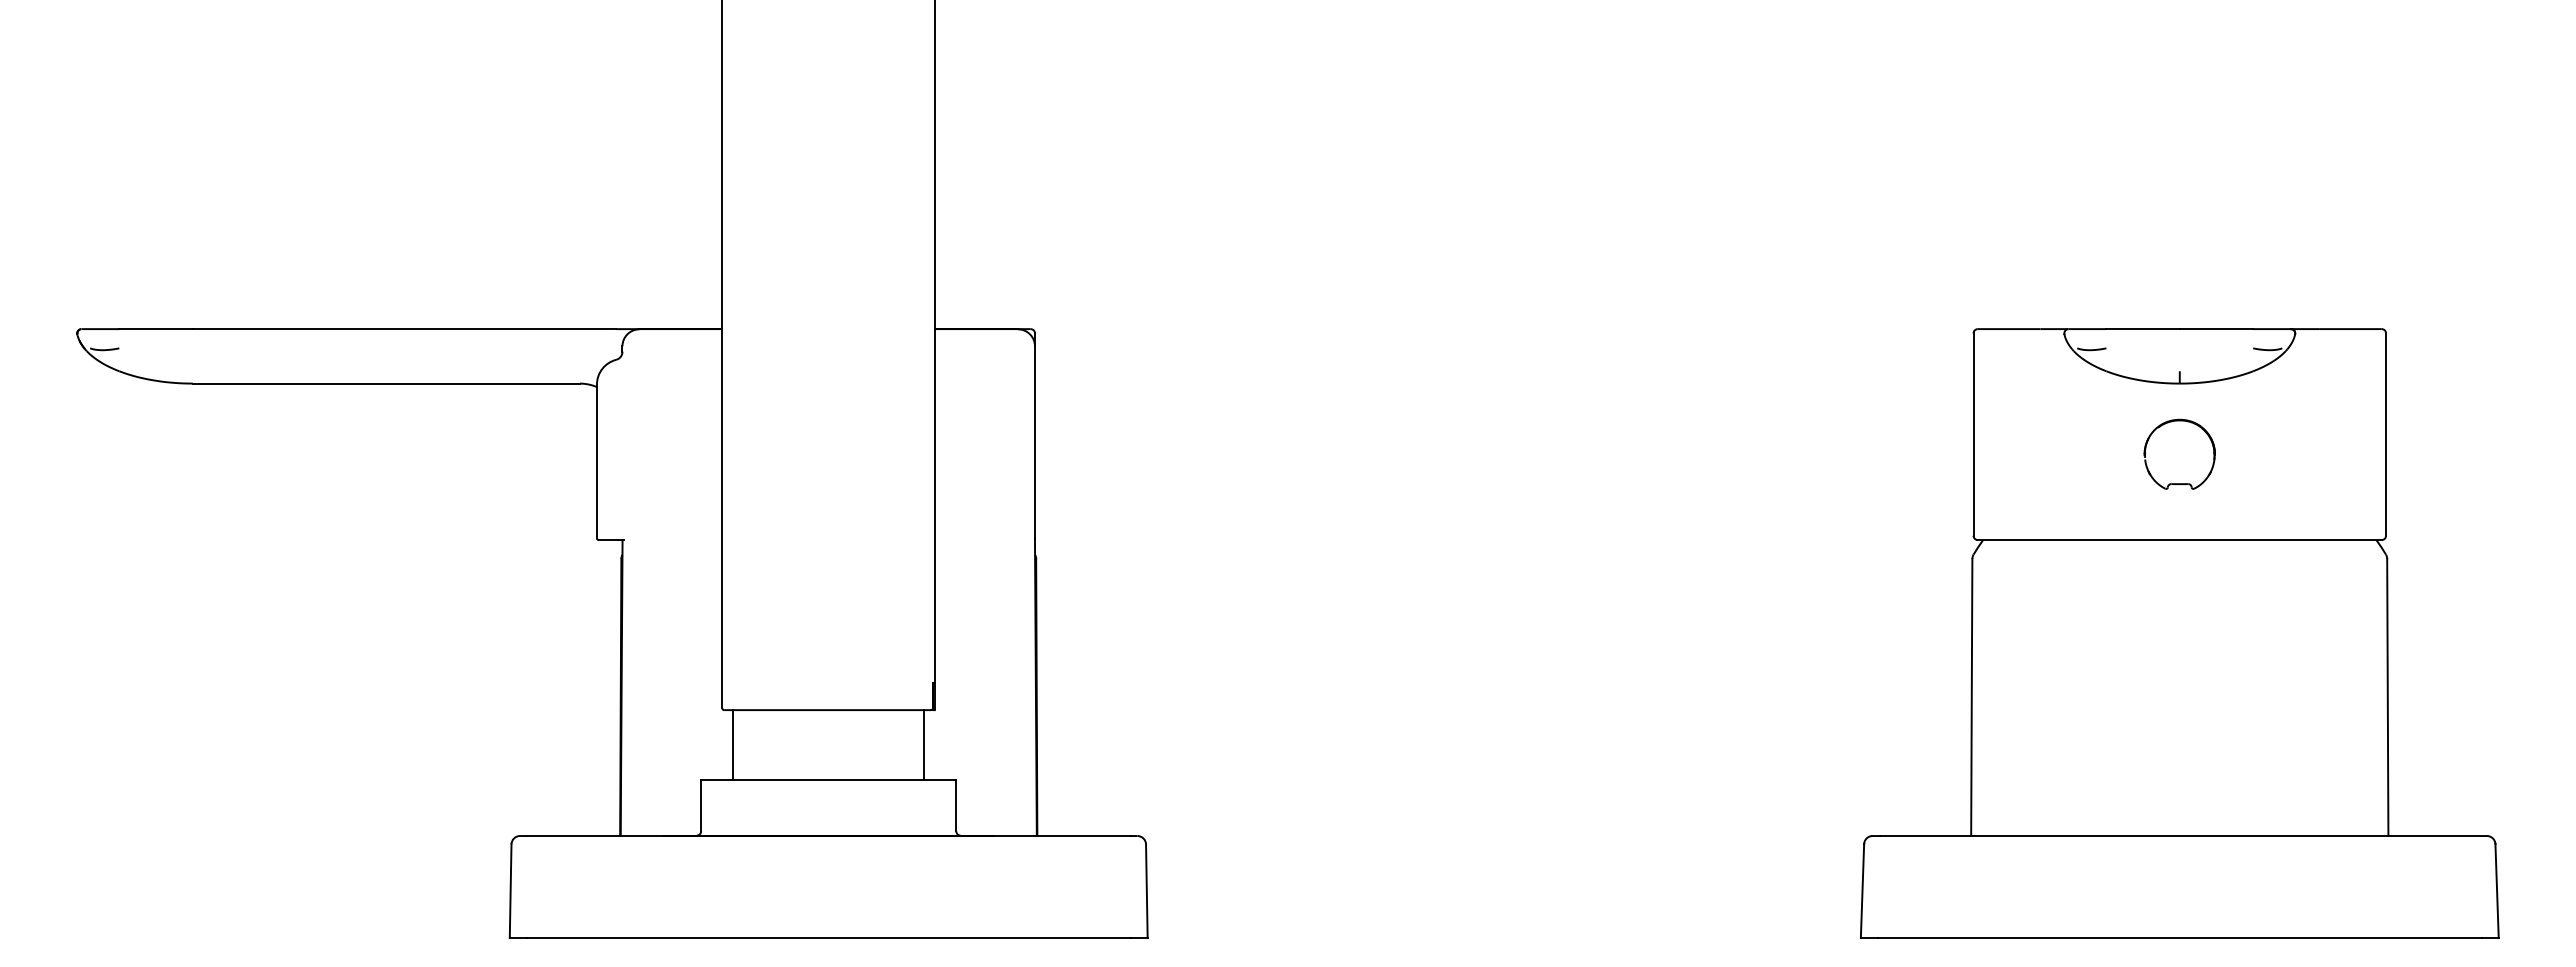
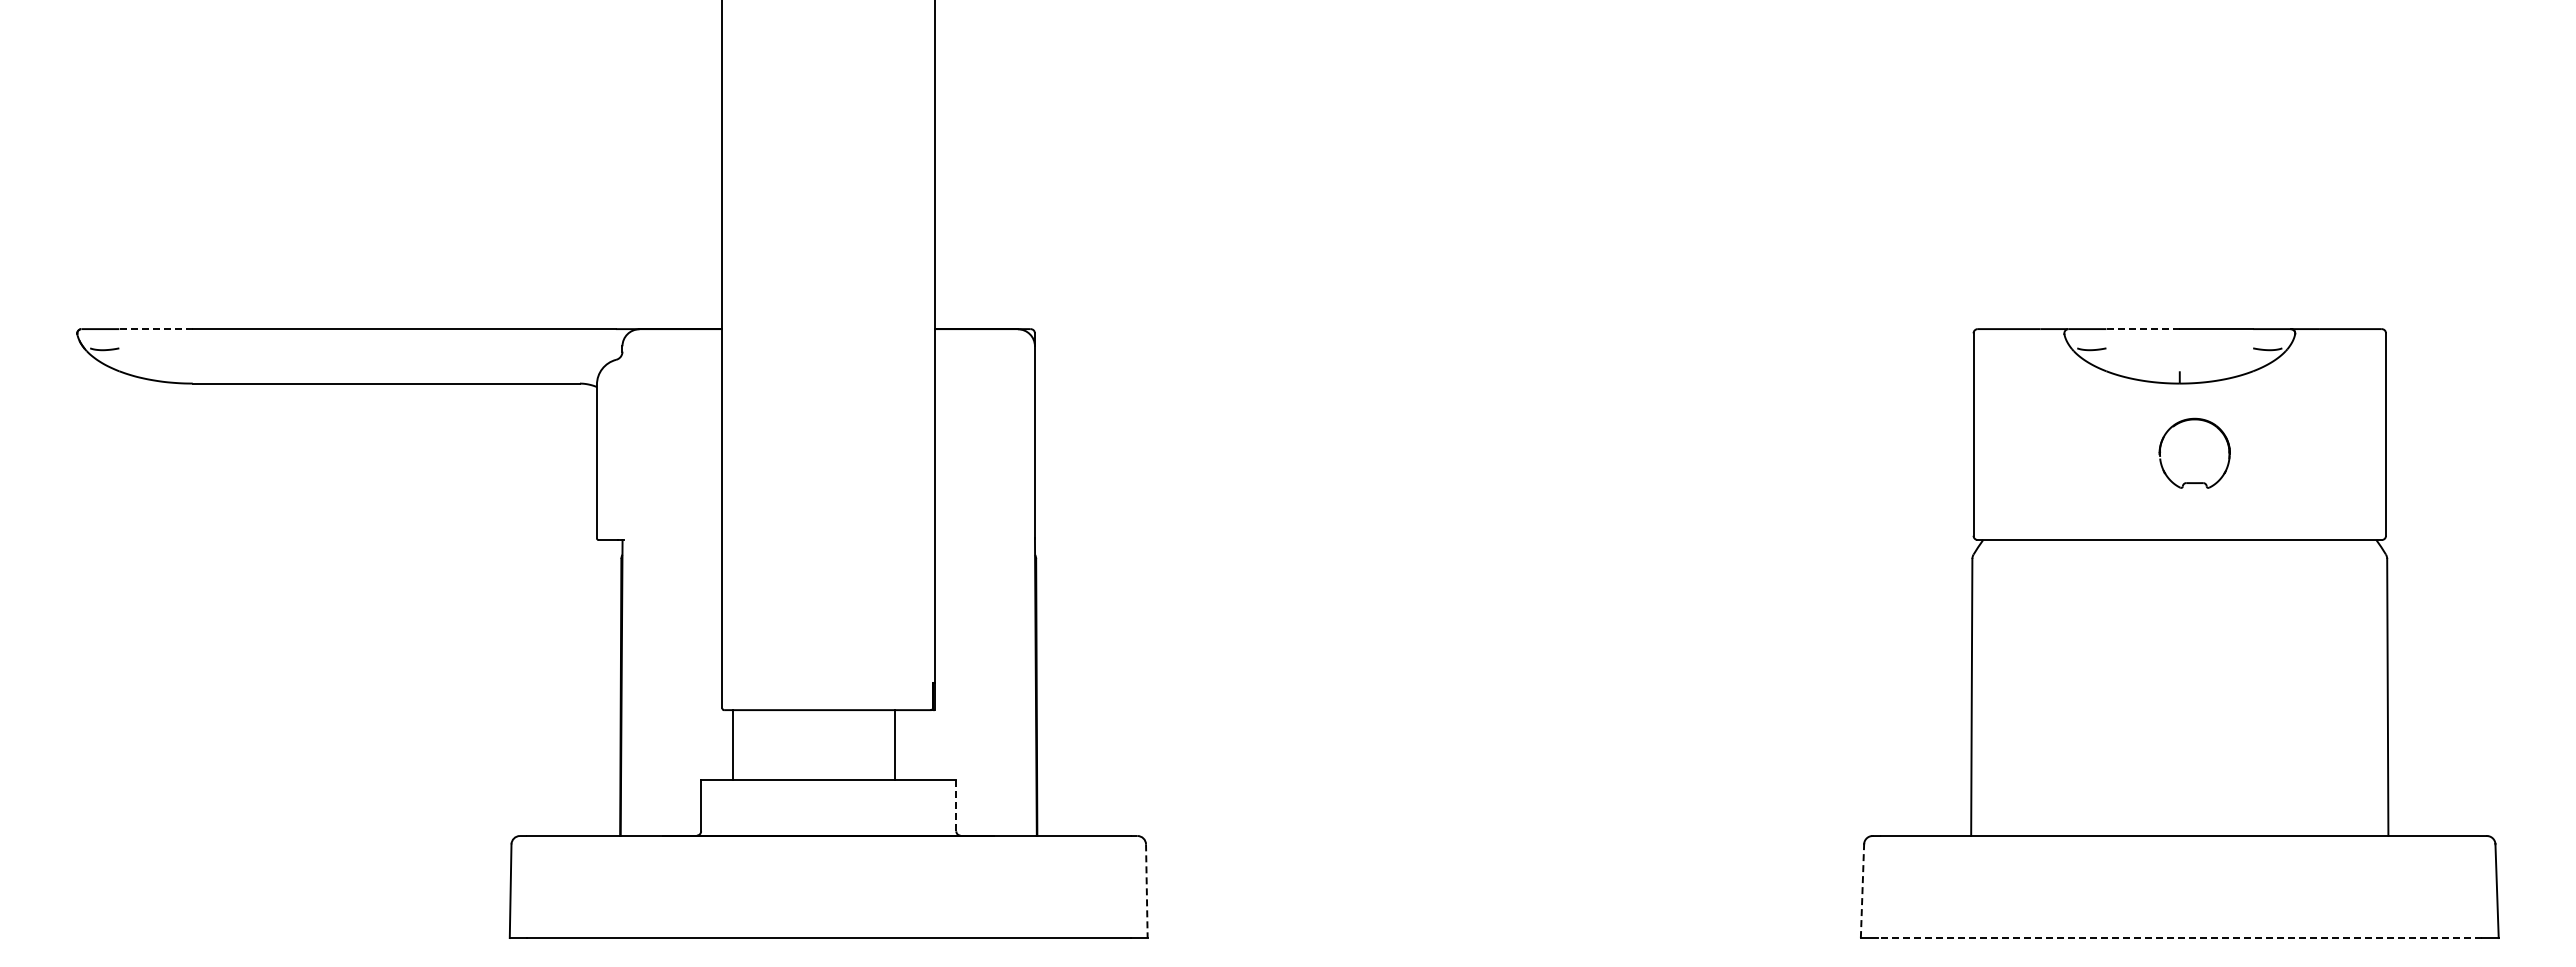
line: solid -> dashed (156, 329)
line: solid -> dashed (2143, 329)
part position: (2179, 483) -> (2194, 482) (2194, 482)
line position: (924, 744) -> (895, 744) (895, 744)
line: solid -> dashed (956, 805)
line: solid -> dashed (1146, 891)
line: solid -> dashed (1862, 891)
line: solid -> dashed (2179, 938)
